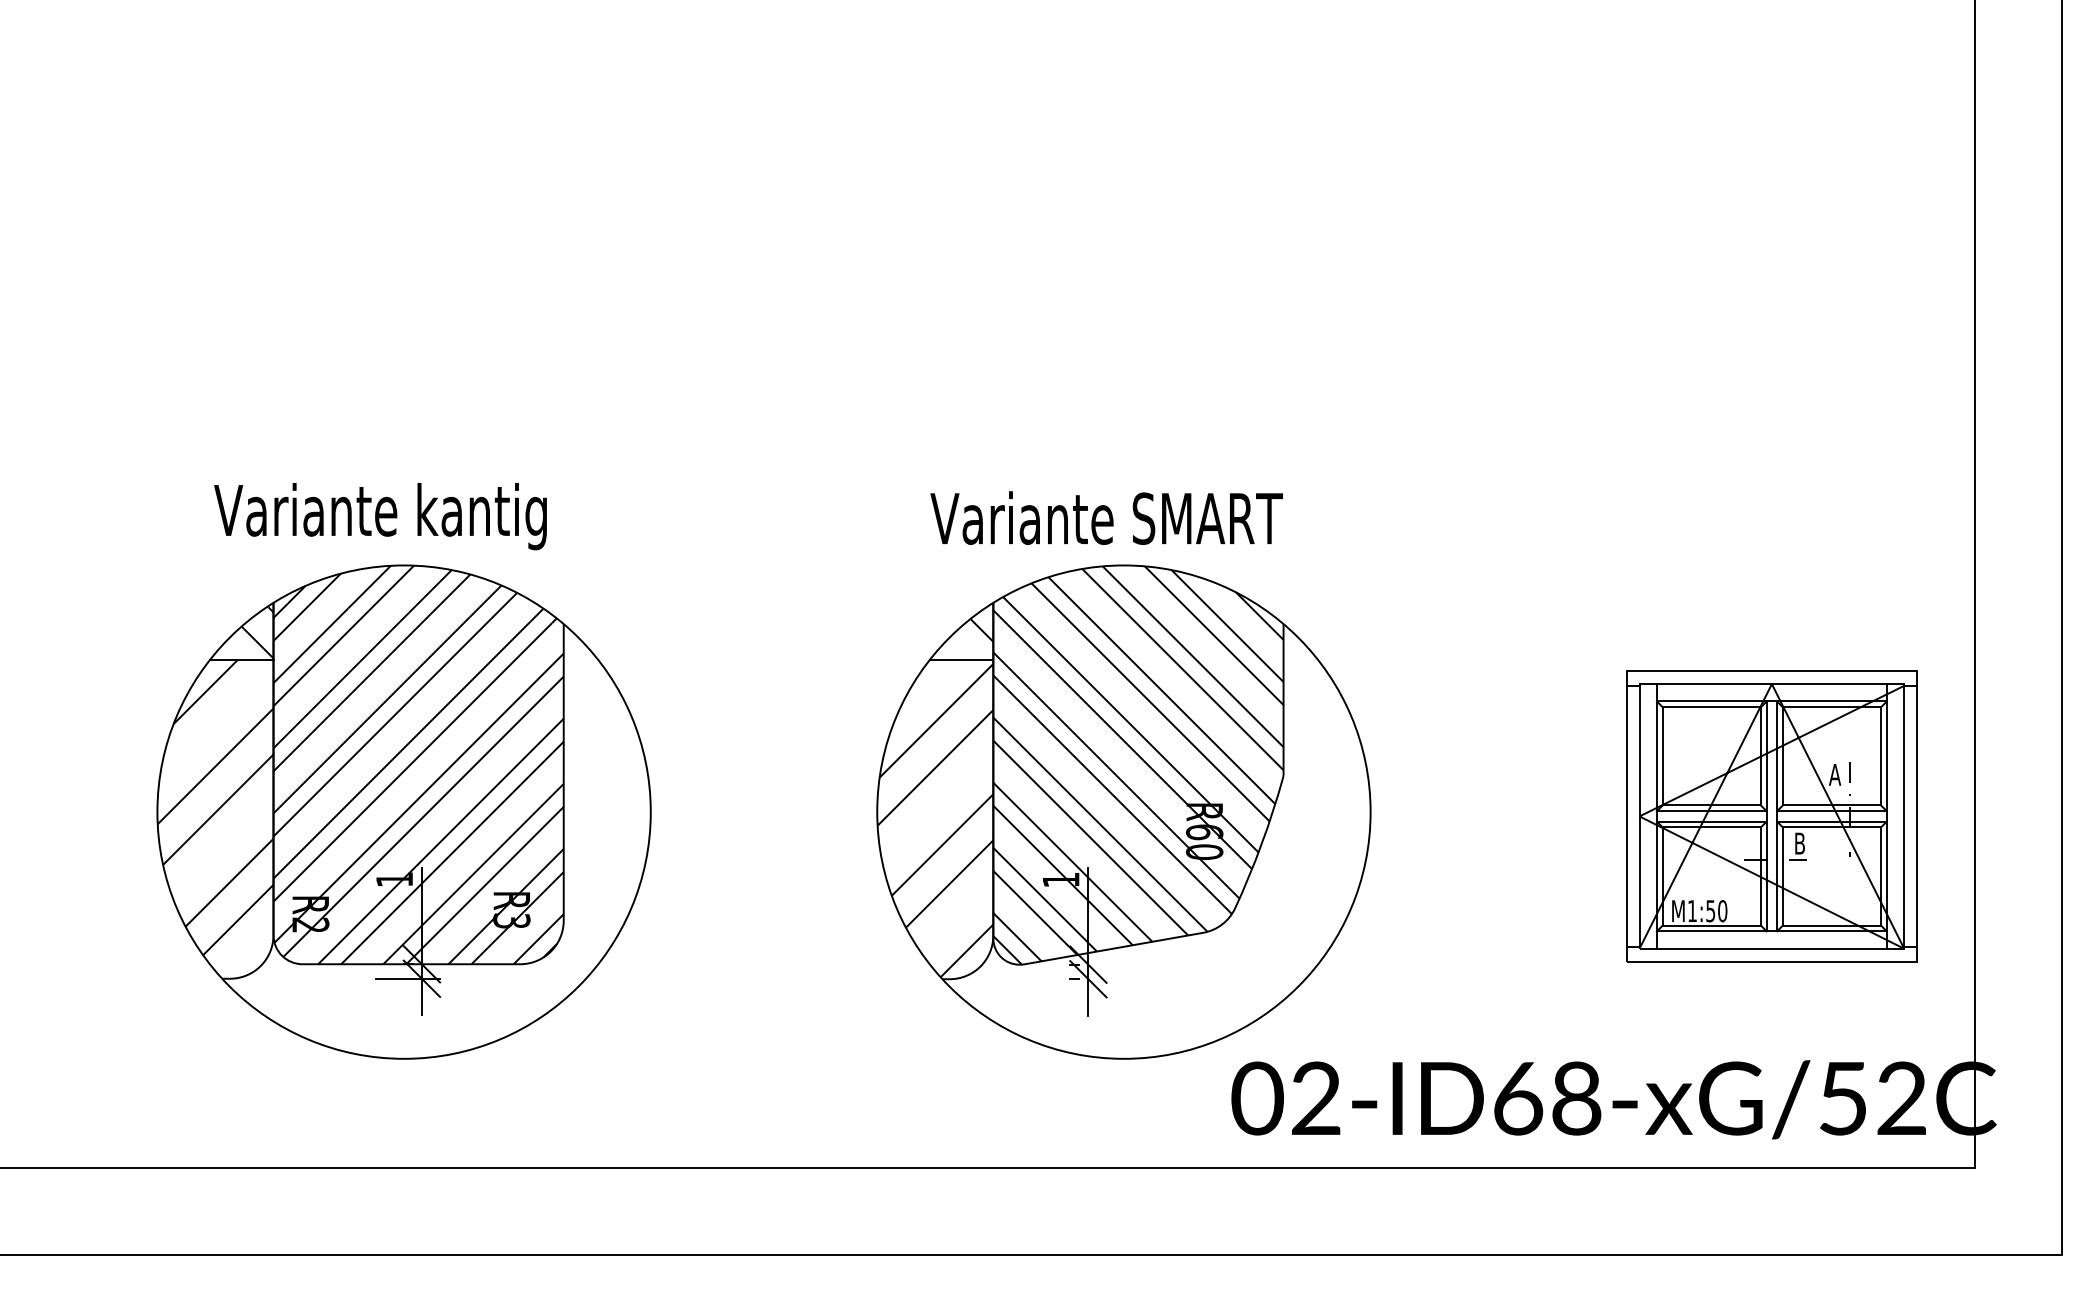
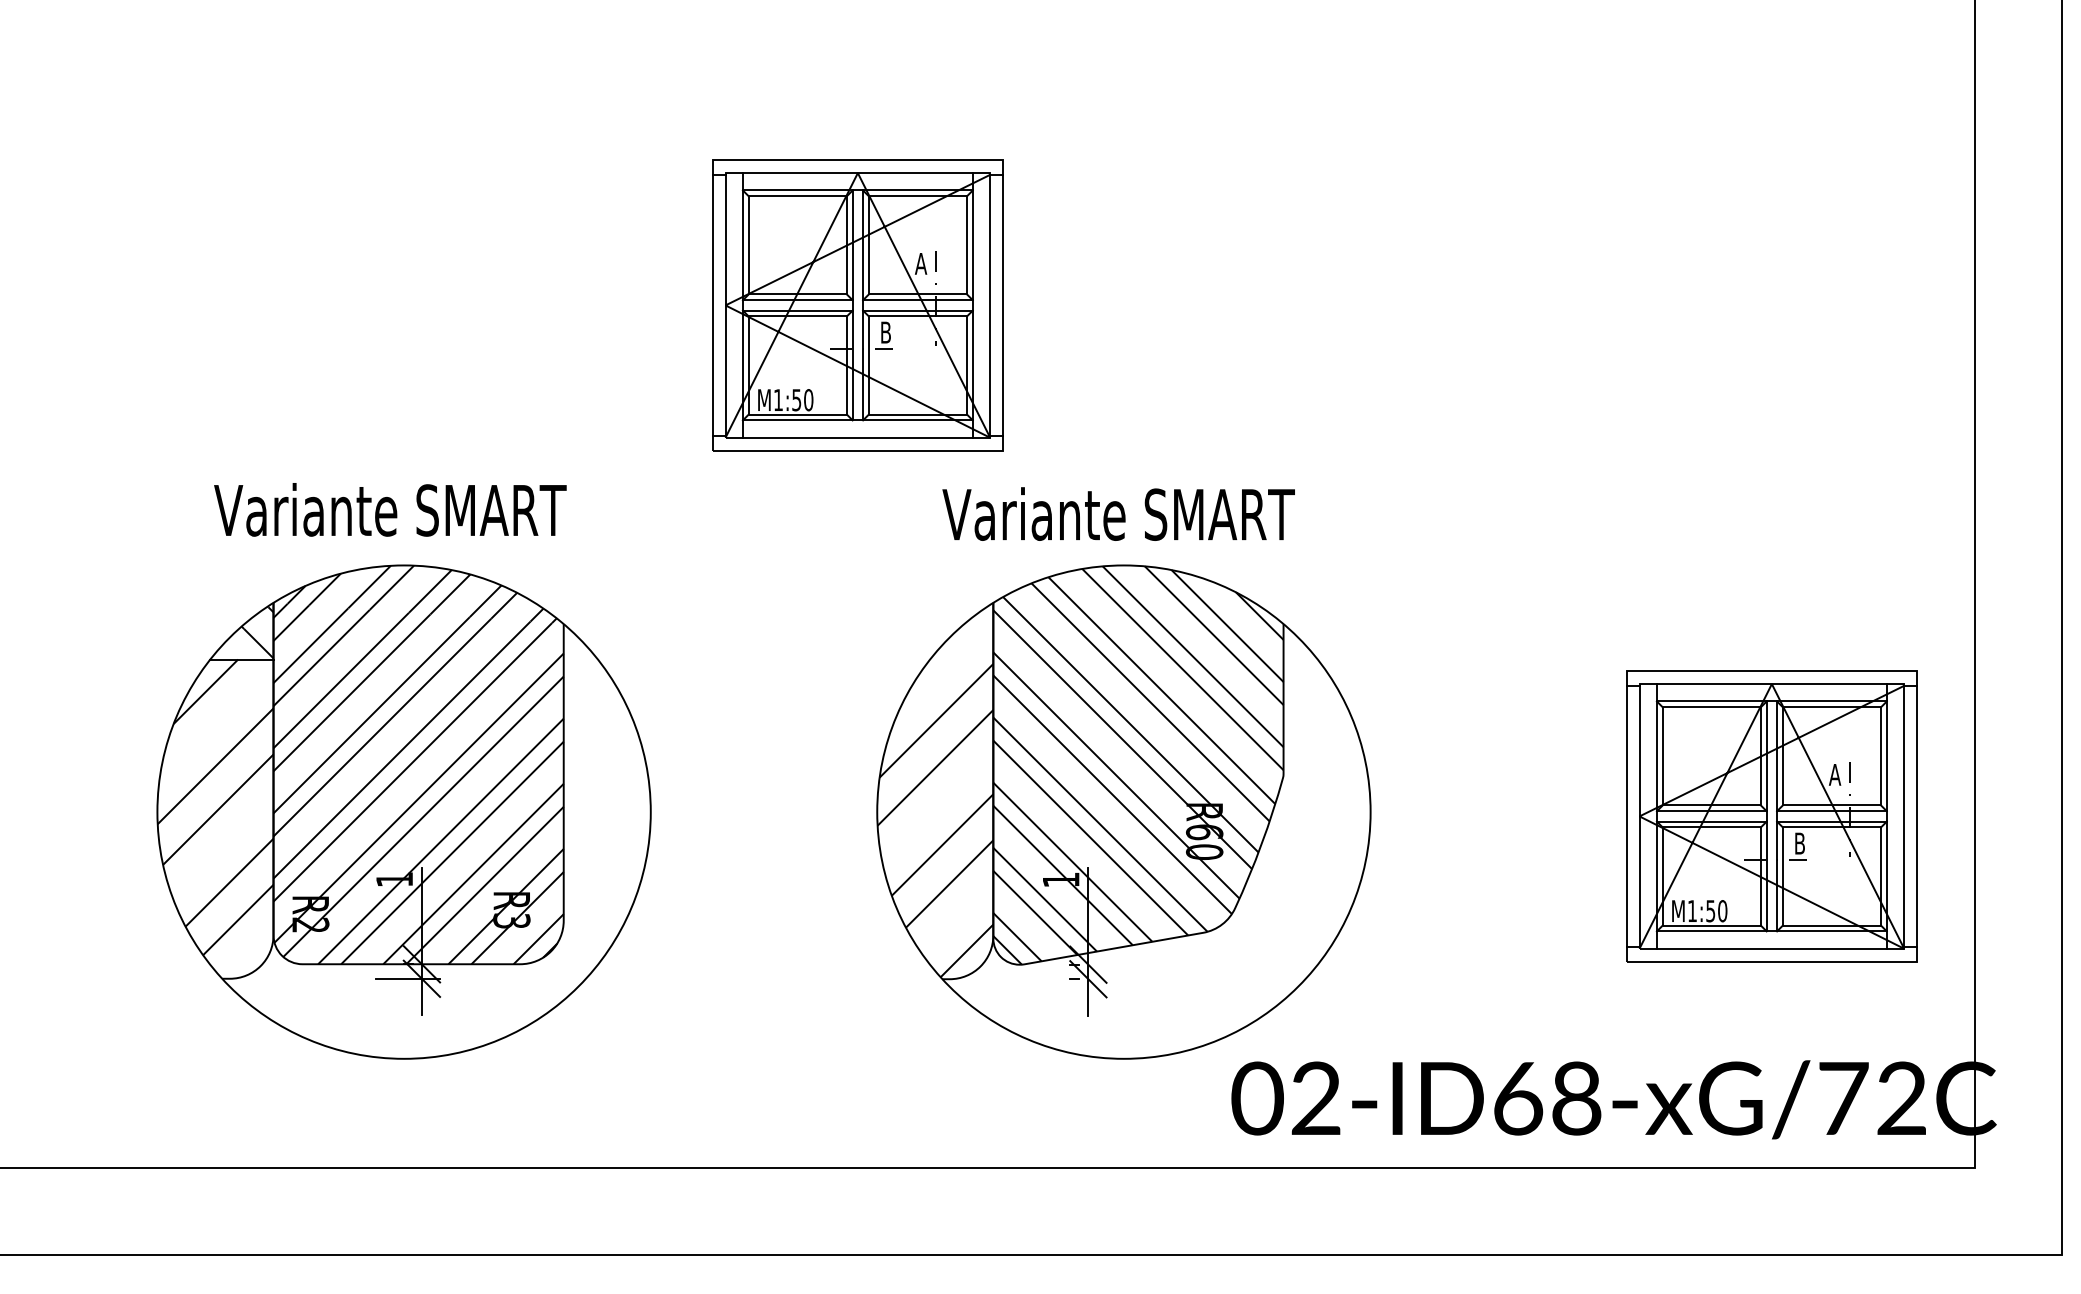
part: none -> present (857, 305)
text: Variante kantig -> Variante SMART (491, 516)
text position: (1106, 517) -> (1118, 513) (1118, 513)
hatch: present -> none (981, 629)
line: present -> none (961, 659)
text: 02-ID68-xG/52C -> 02-ID68-xG/72C (1843, 1098)
